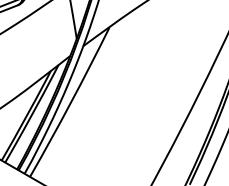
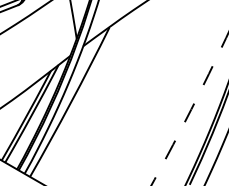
arc: solid -> dashed (191, 109)
